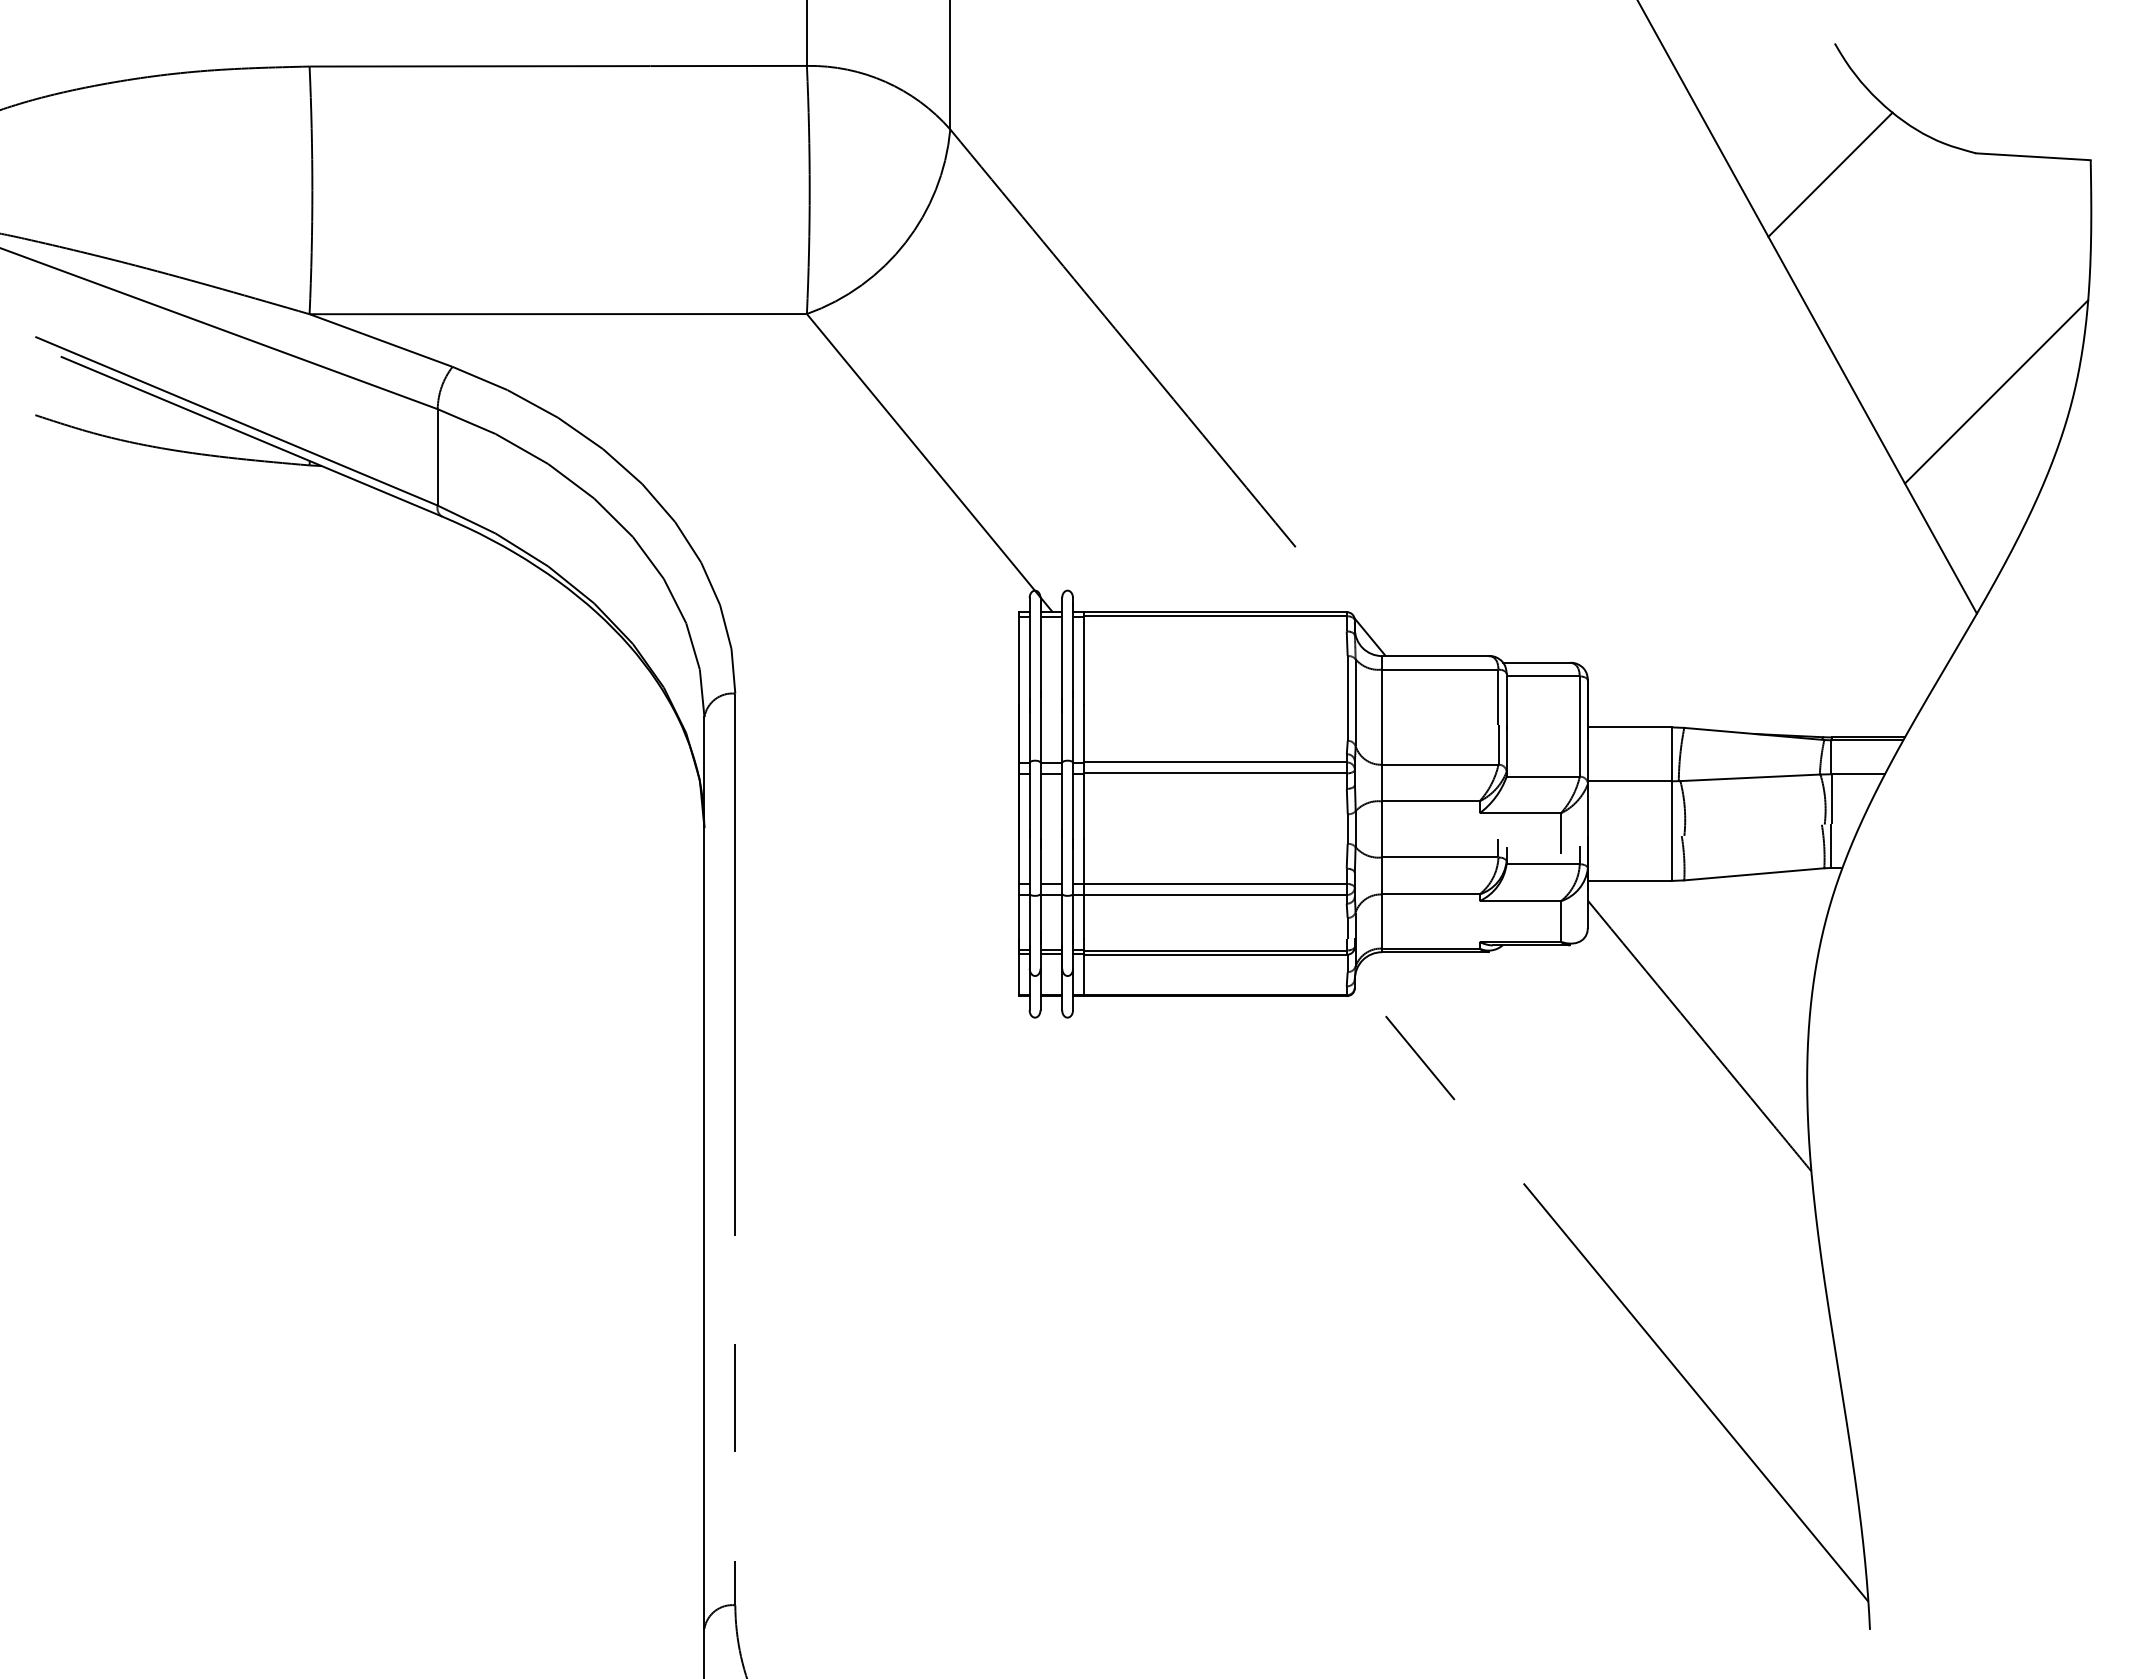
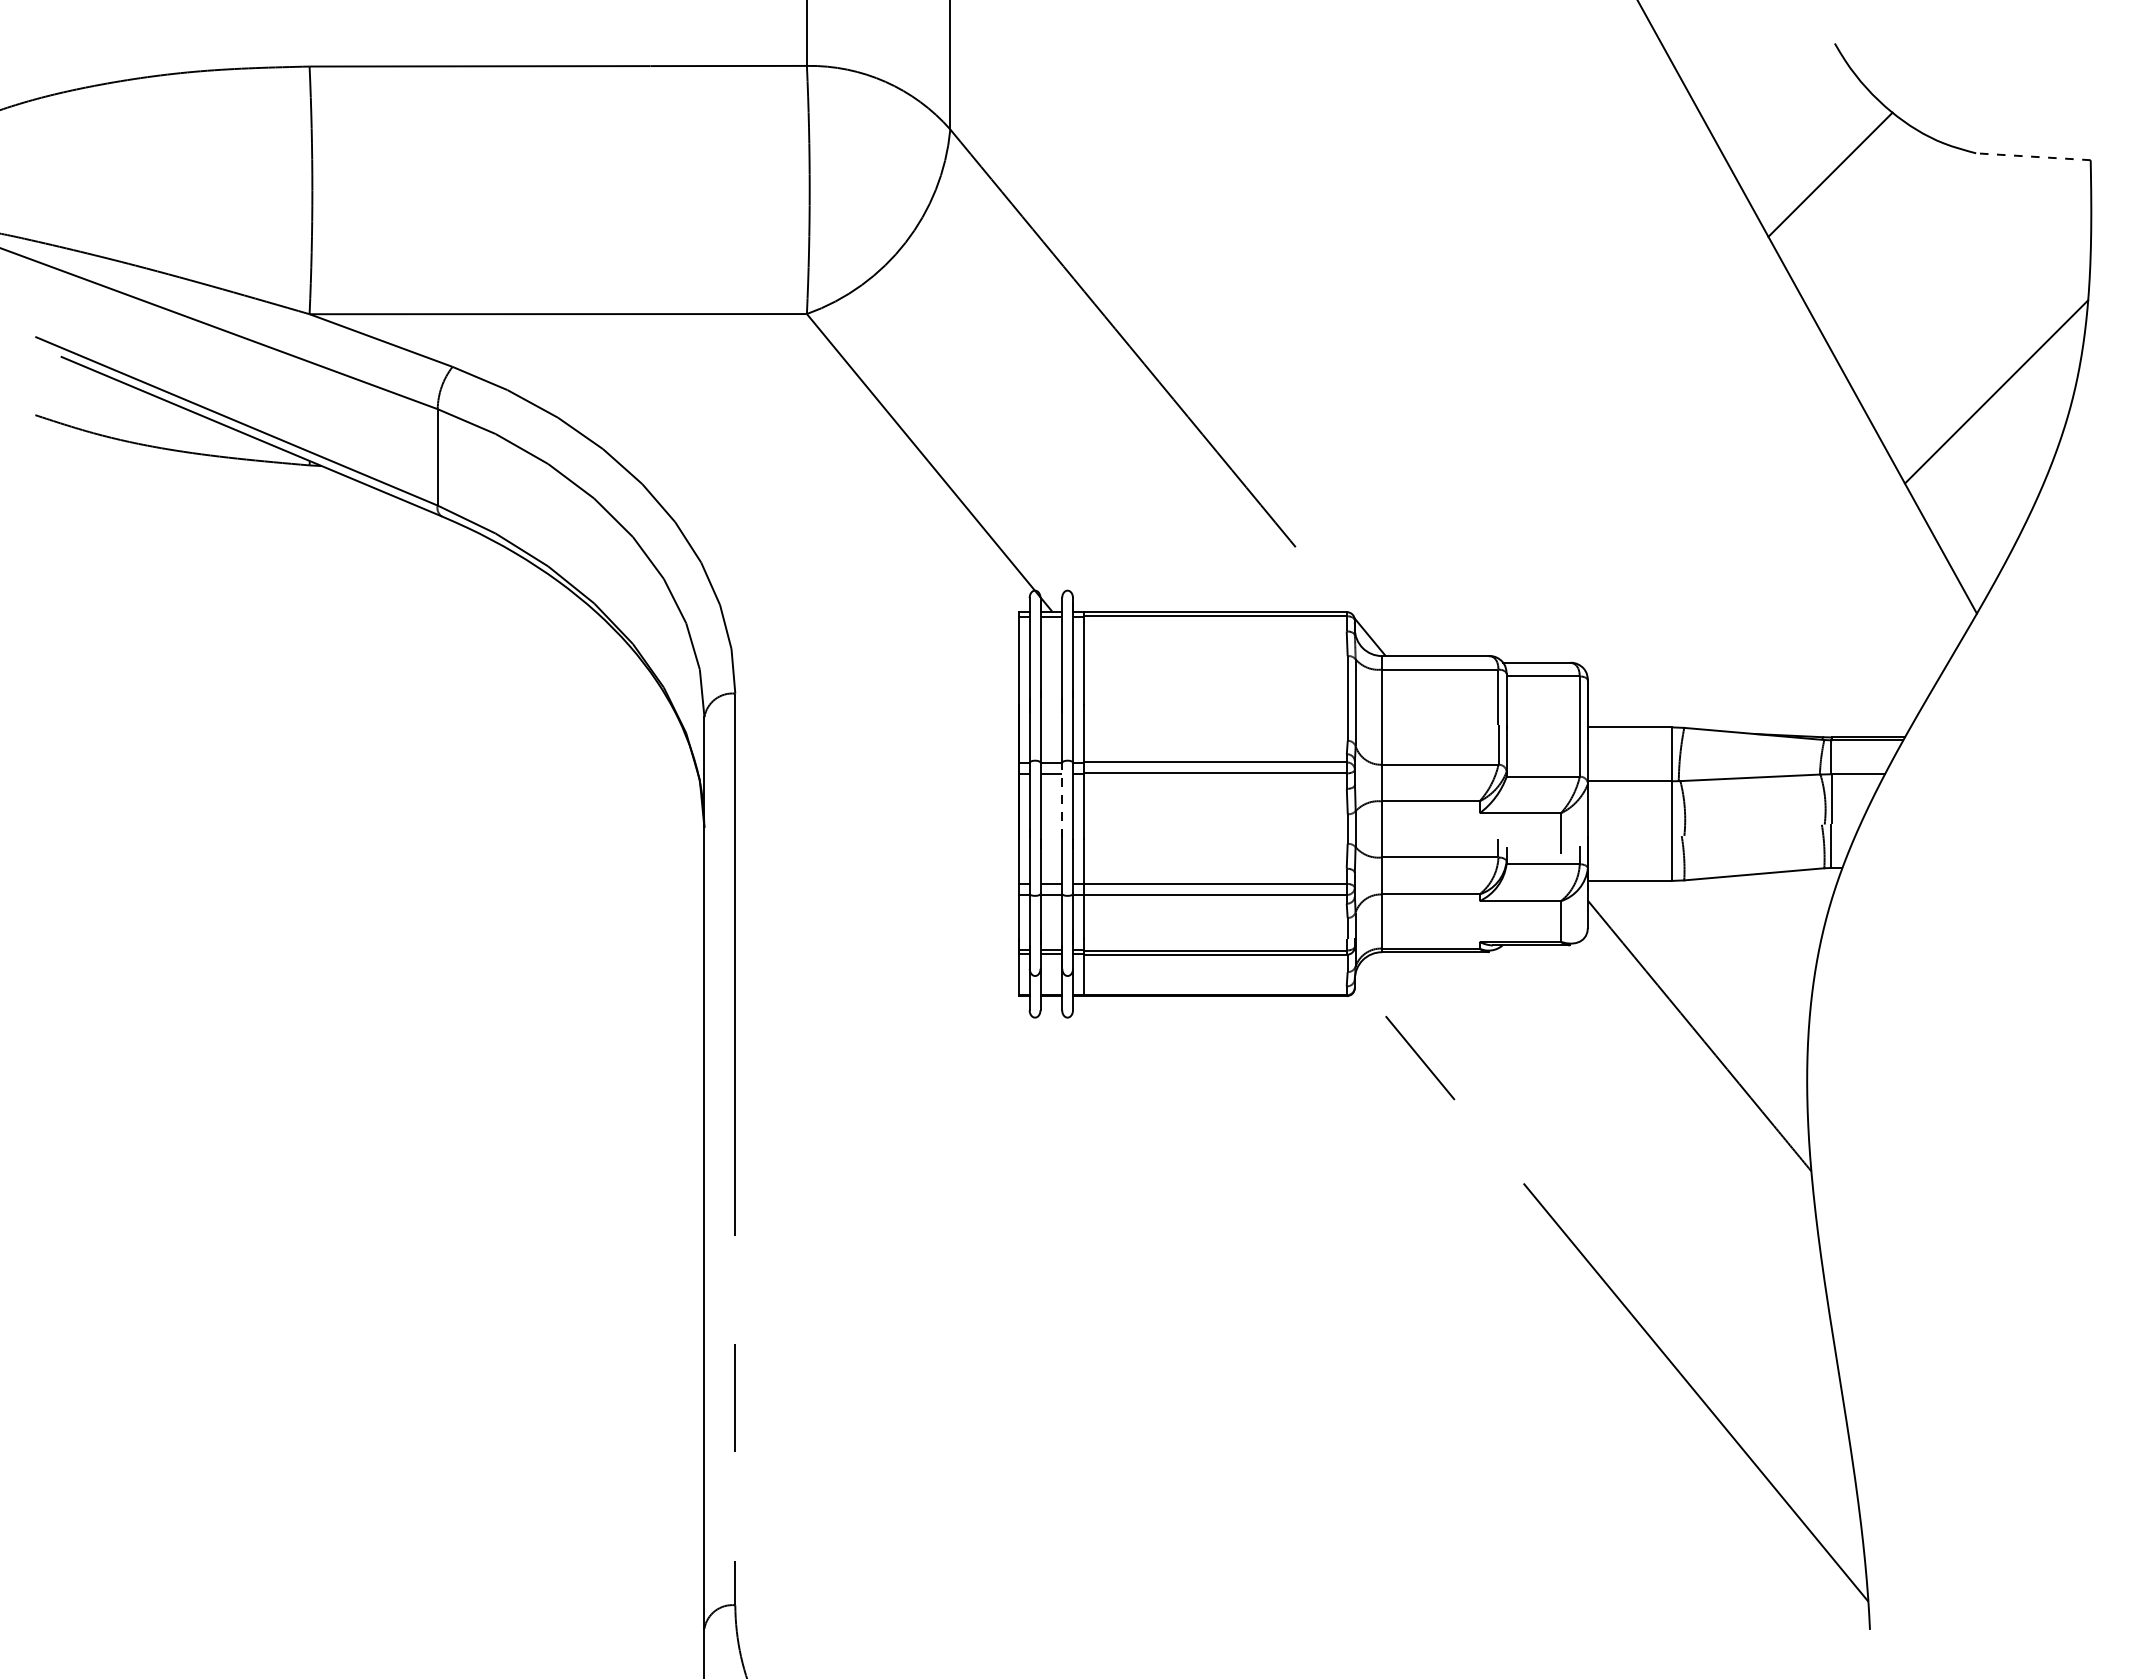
line: solid -> dashed (2032, 156)
line: solid -> dashed (1062, 799)
